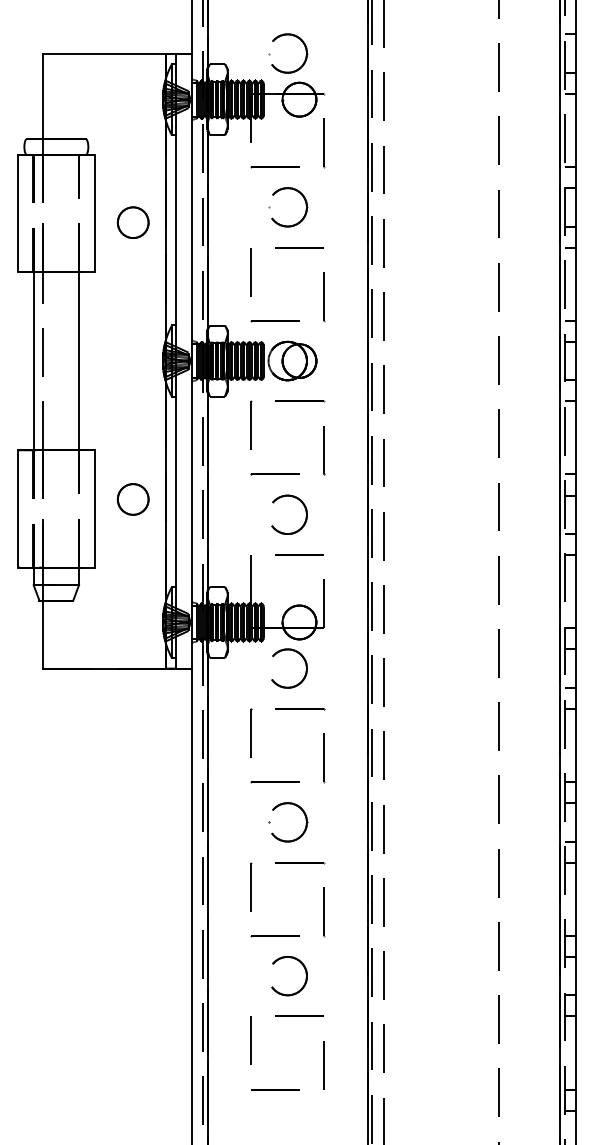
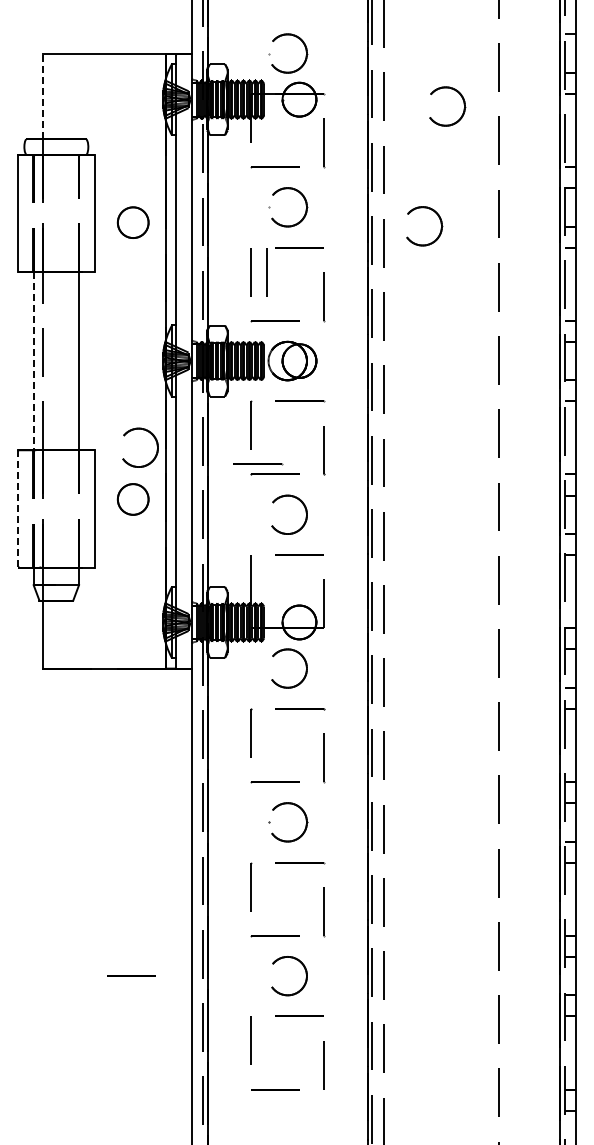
line: solid -> dashed (43, 96)
part: none -> present (463, 104)
part: none -> present (440, 224)
line: none -> present (266, 272)
line: solid -> dashed (33, 361)
part: none -> present (154, 439)
line: none -> present (258, 464)
line: solid -> dashed (17, 508)
line: none -> present (131, 975)
